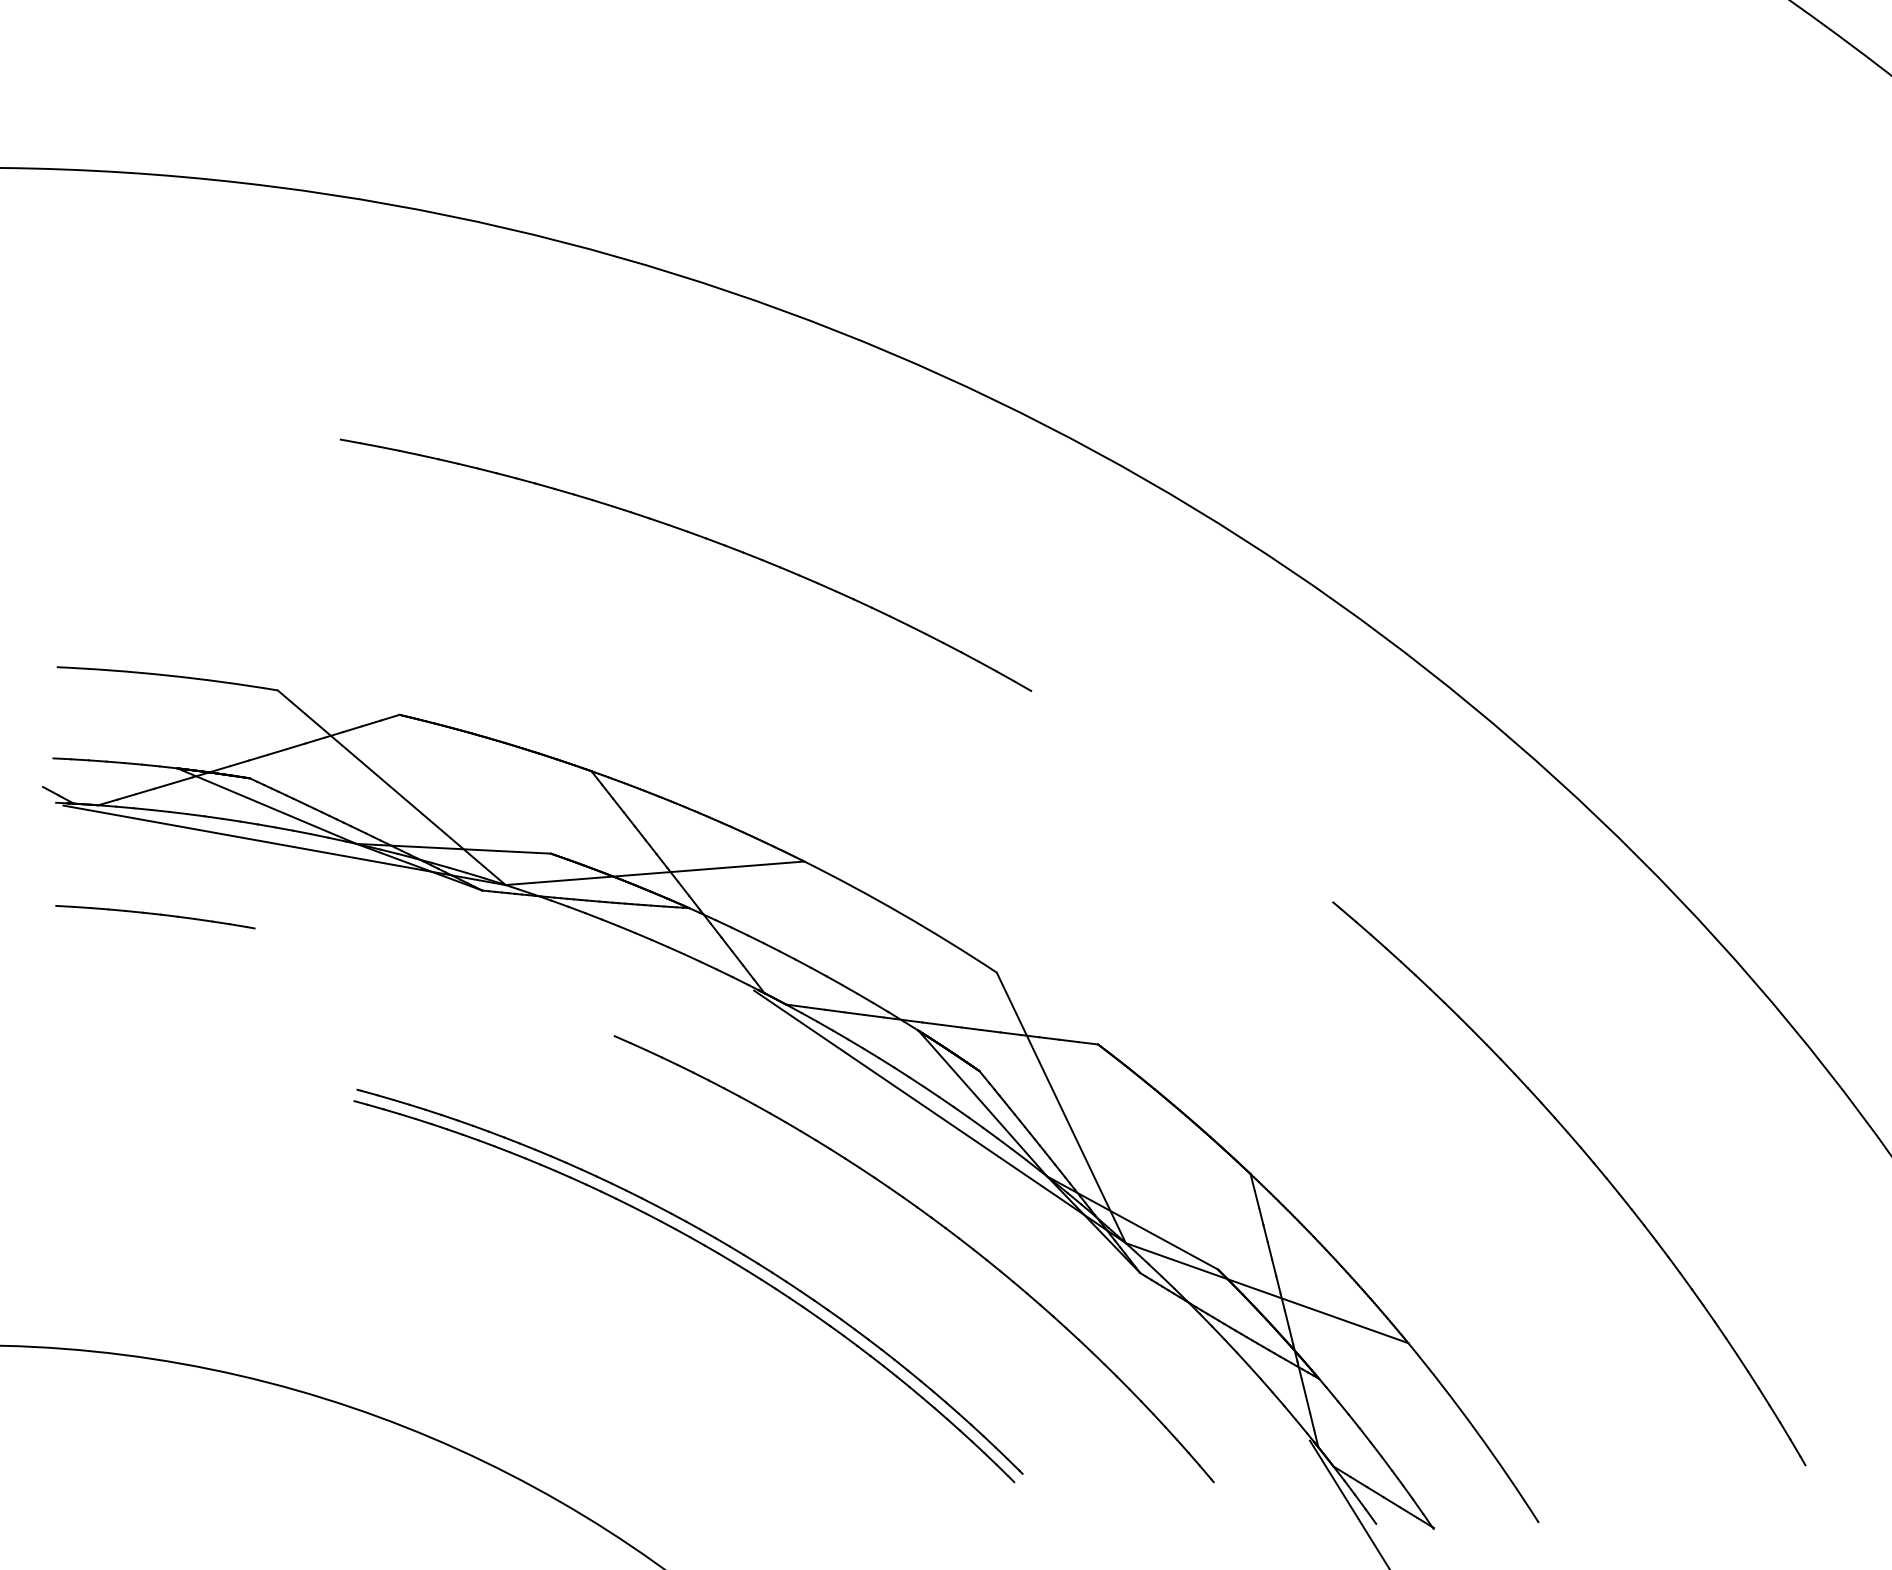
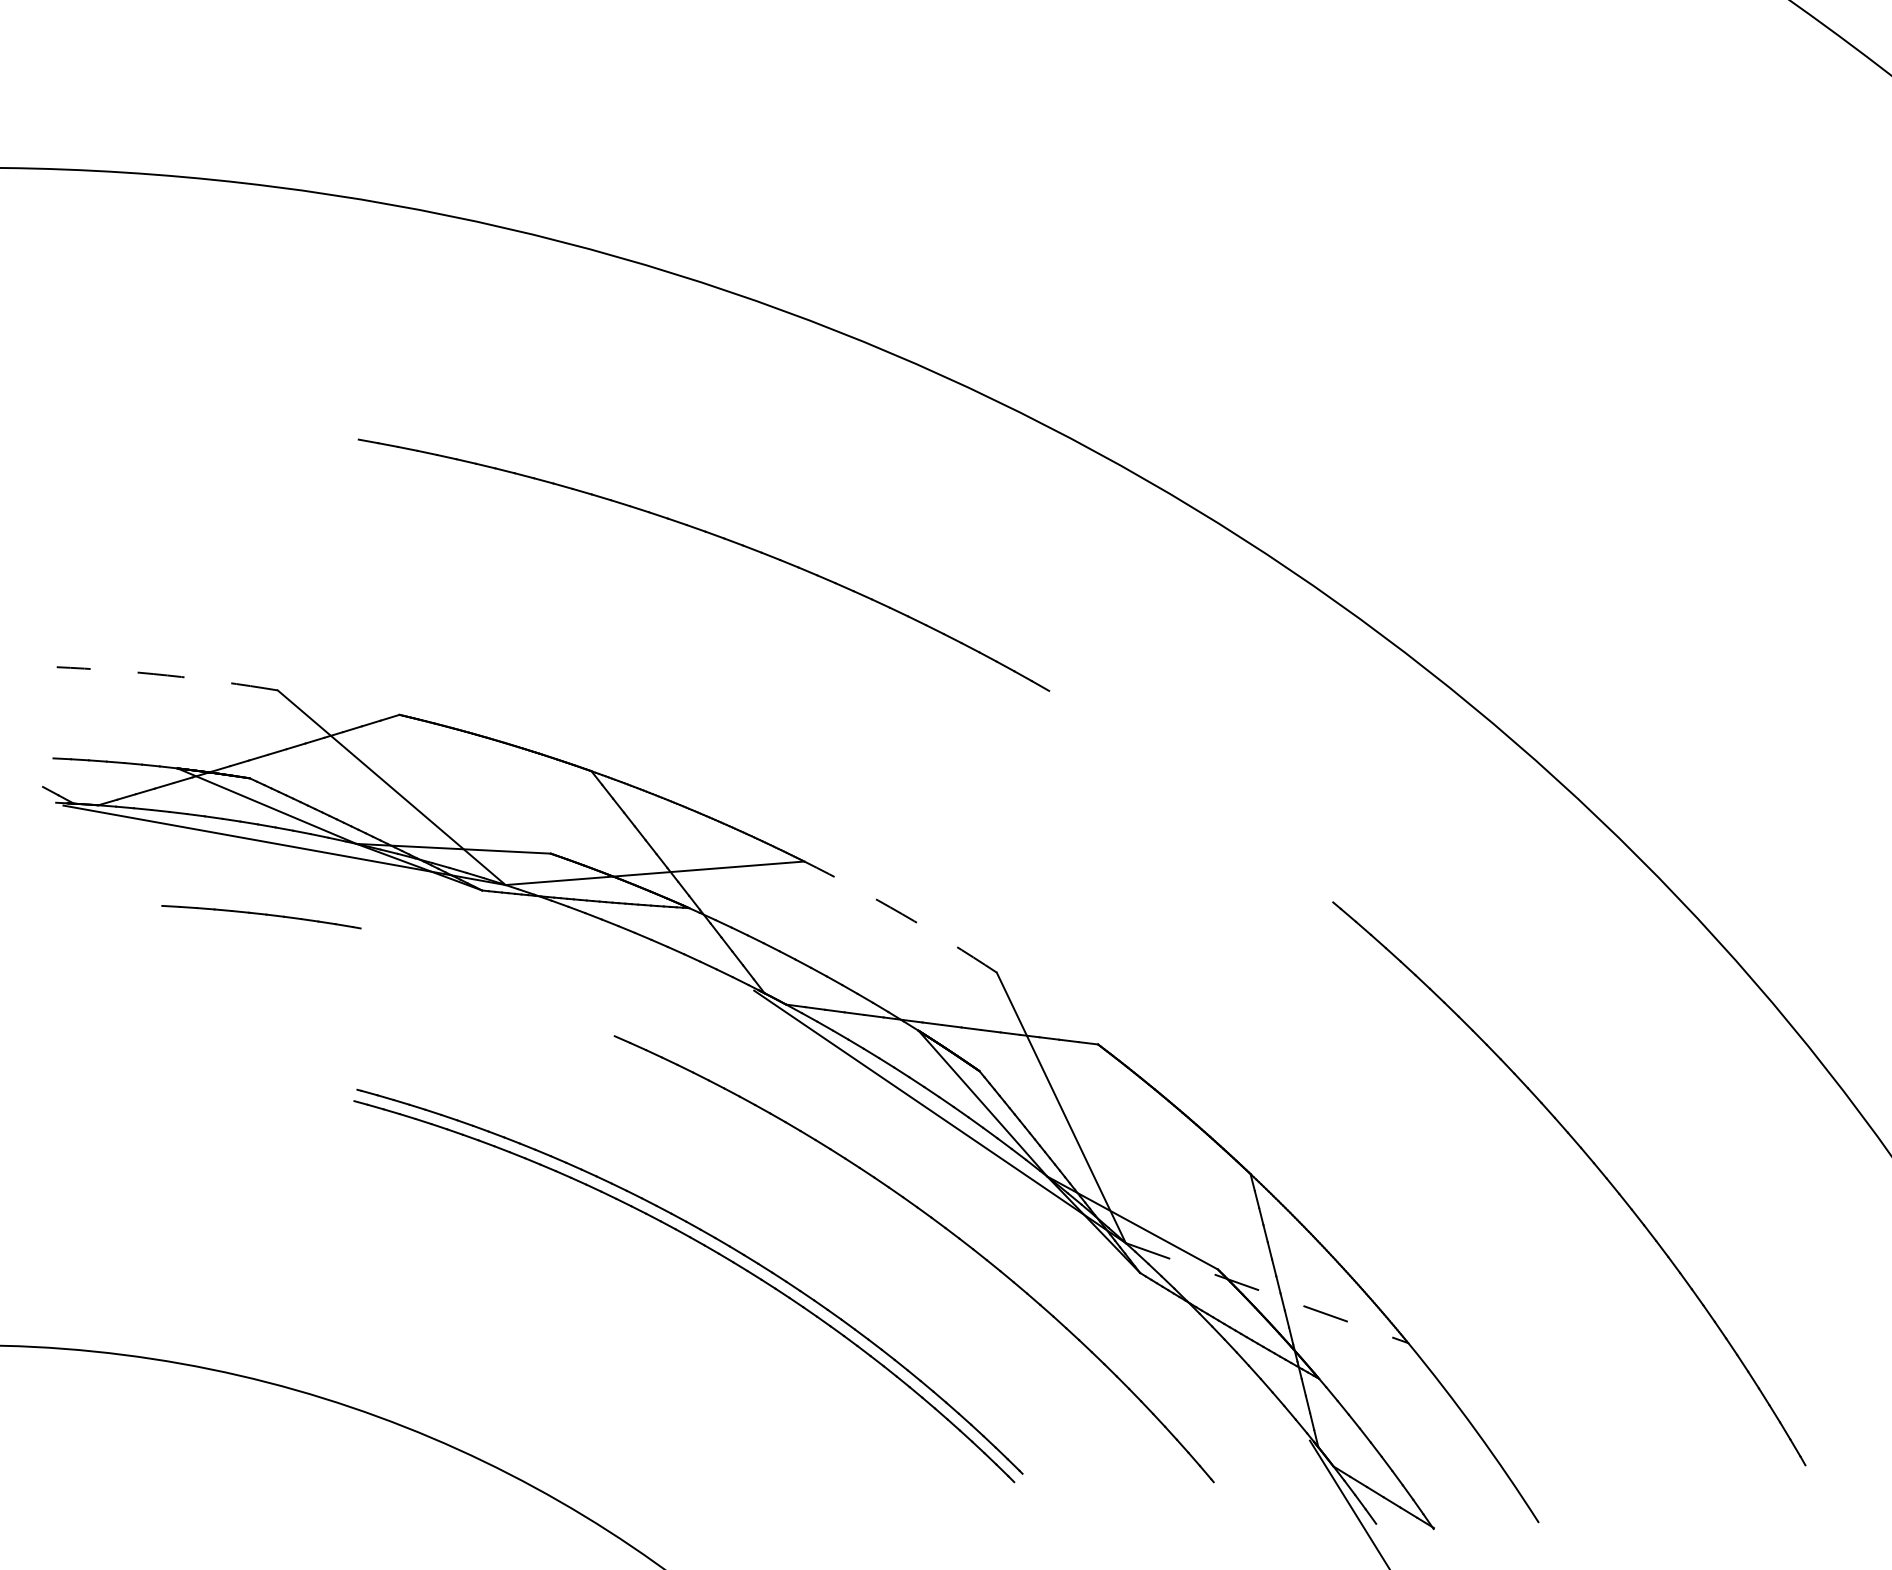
part position: (694, 535) -> (712, 535) (712, 535)
arc: solid -> dashed (167, 675)
arc: solid -> dashed (902, 914)
part position: (155, 917) -> (261, 917) (261, 917)
line: solid -> dashed (1267, 1293)
